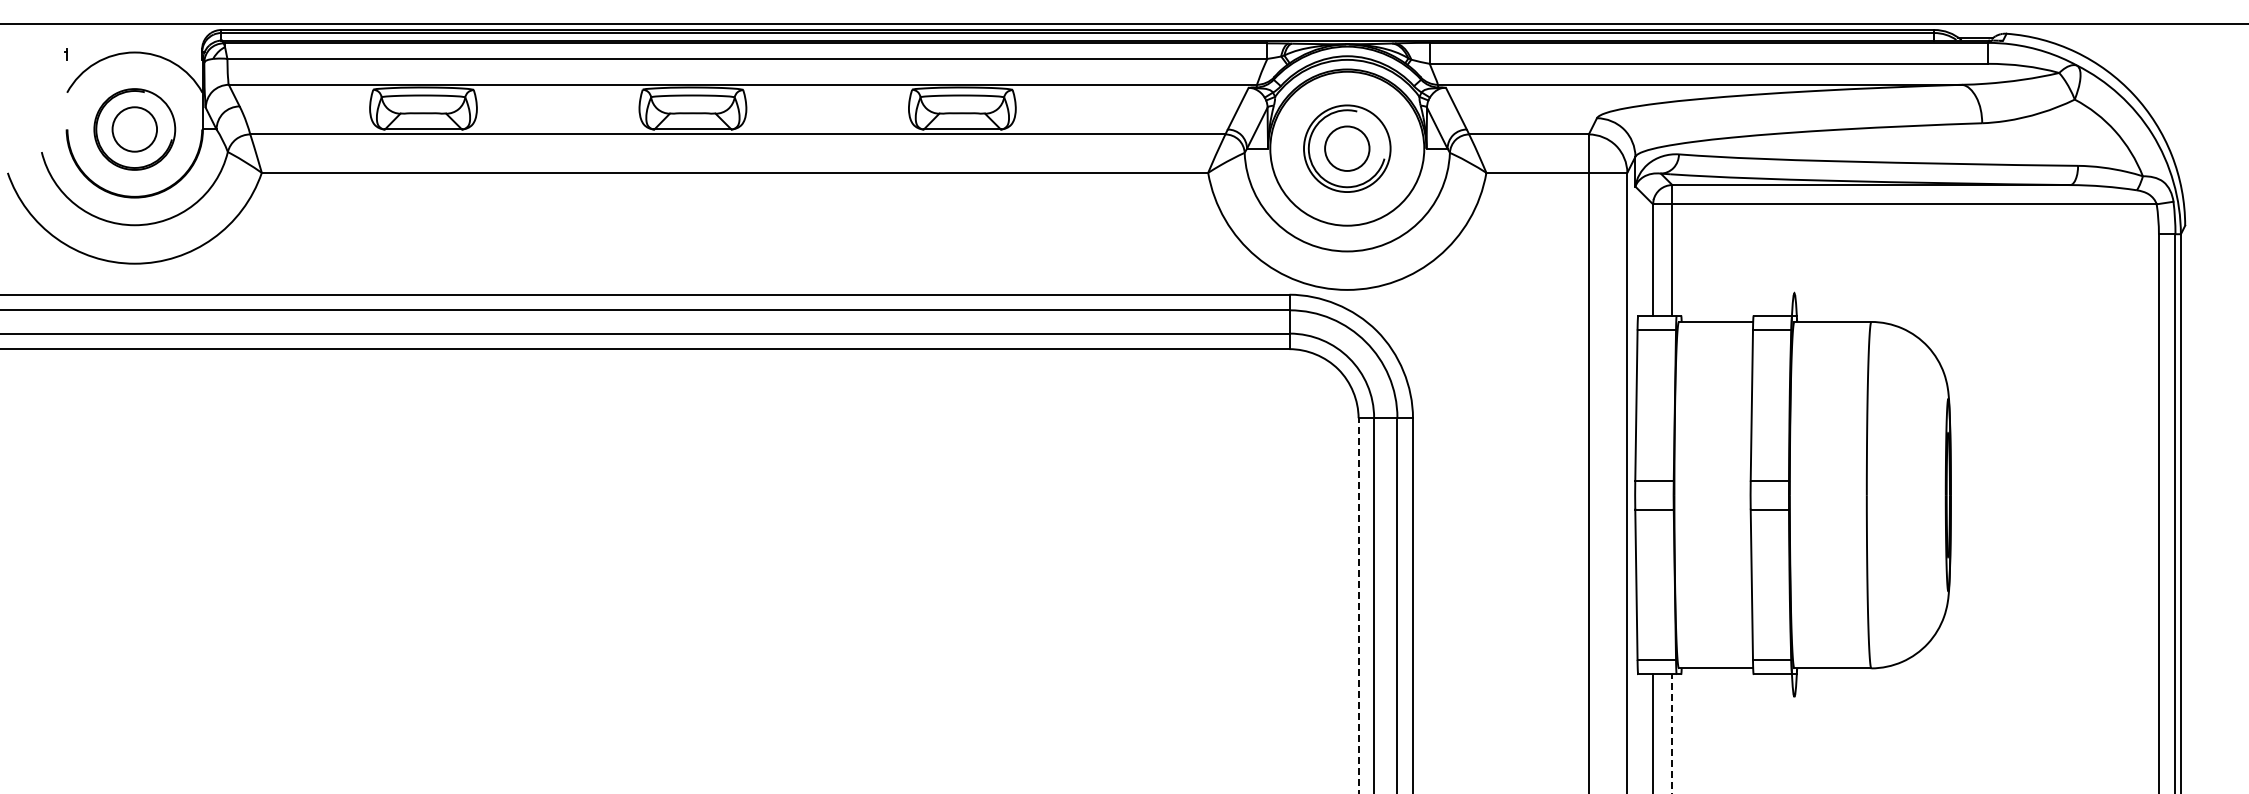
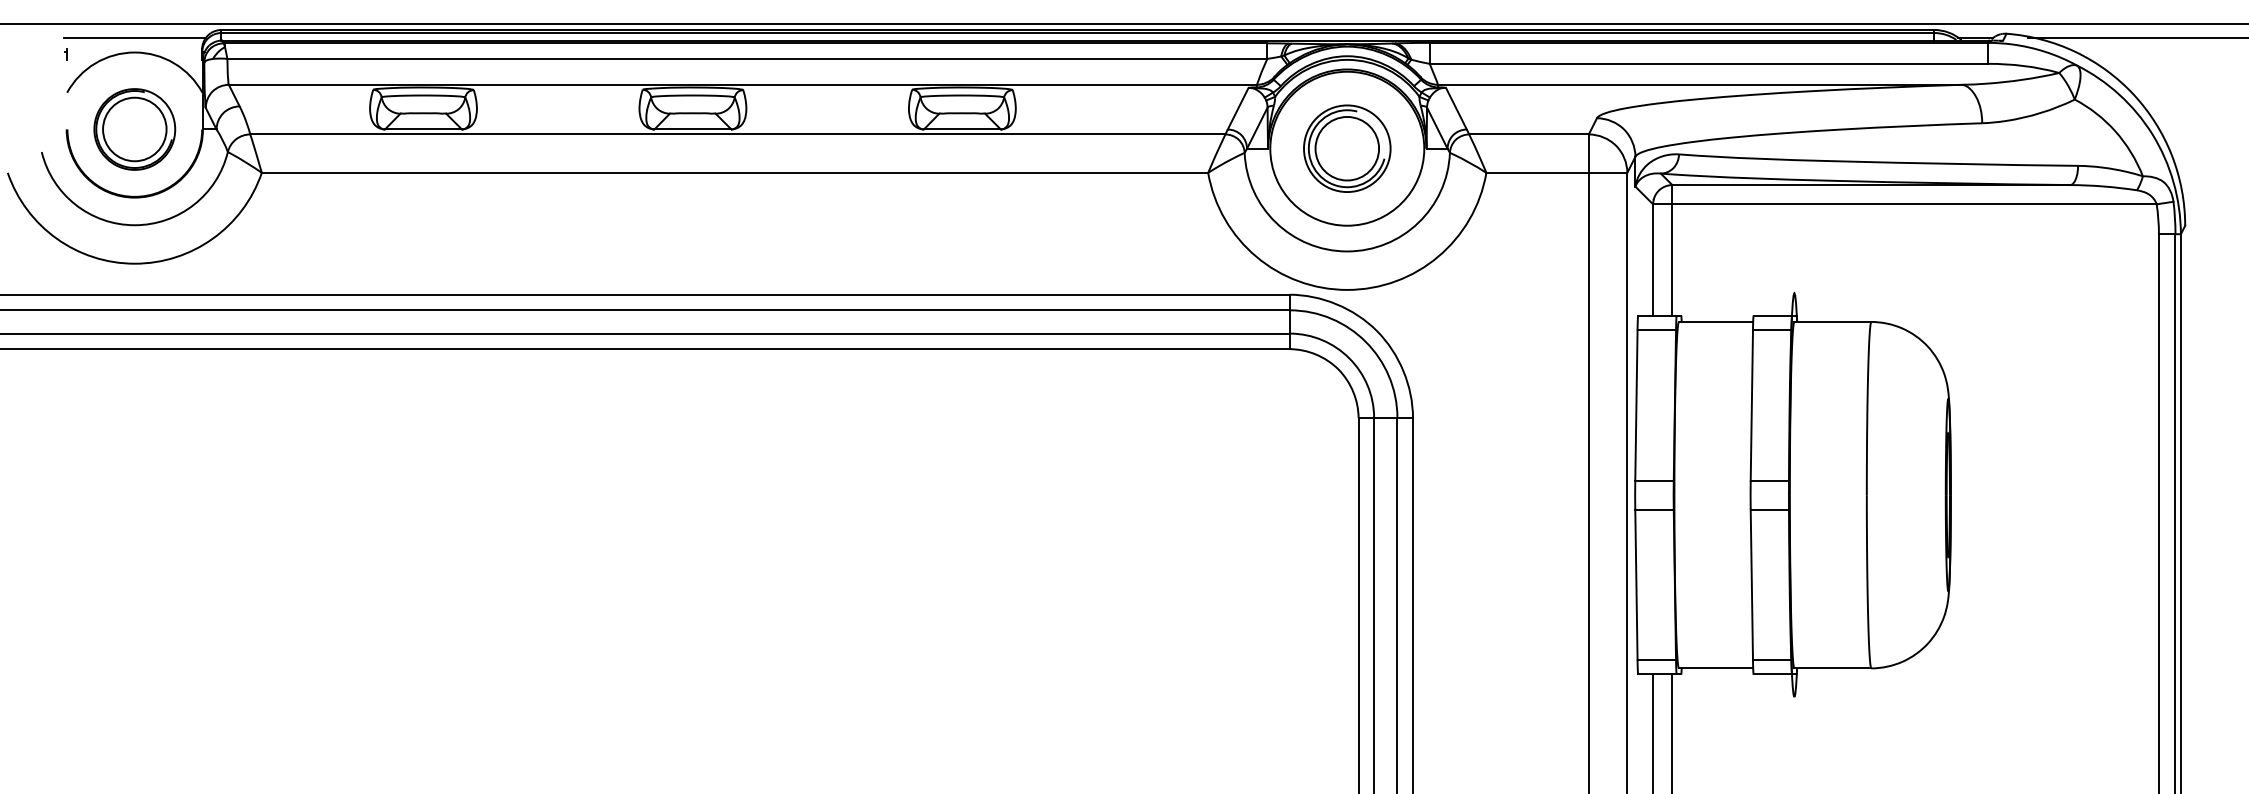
line: none -> present (134, 38)
line: none -> present (2136, 38)
circle diameter: 44 px -> 64 px (134, 129)
circle diameter: 44 px -> 64 px (1347, 148)
line: dashed -> solid (1358, 606)
line: dashed -> solid (1672, 734)
